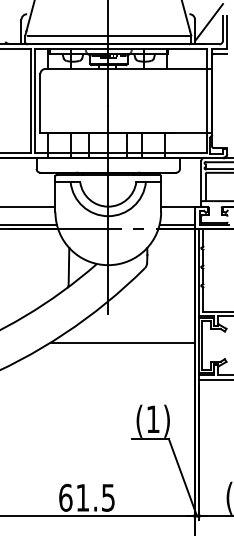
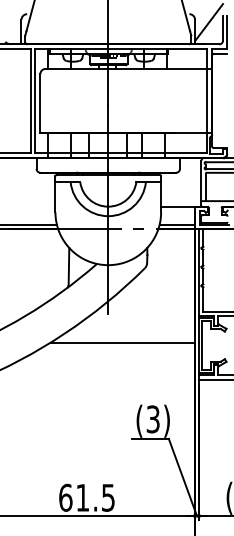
line: present -> none (107, 35)
line: present -> none (28, 206)
text: (1) -> (3) (152, 419)
